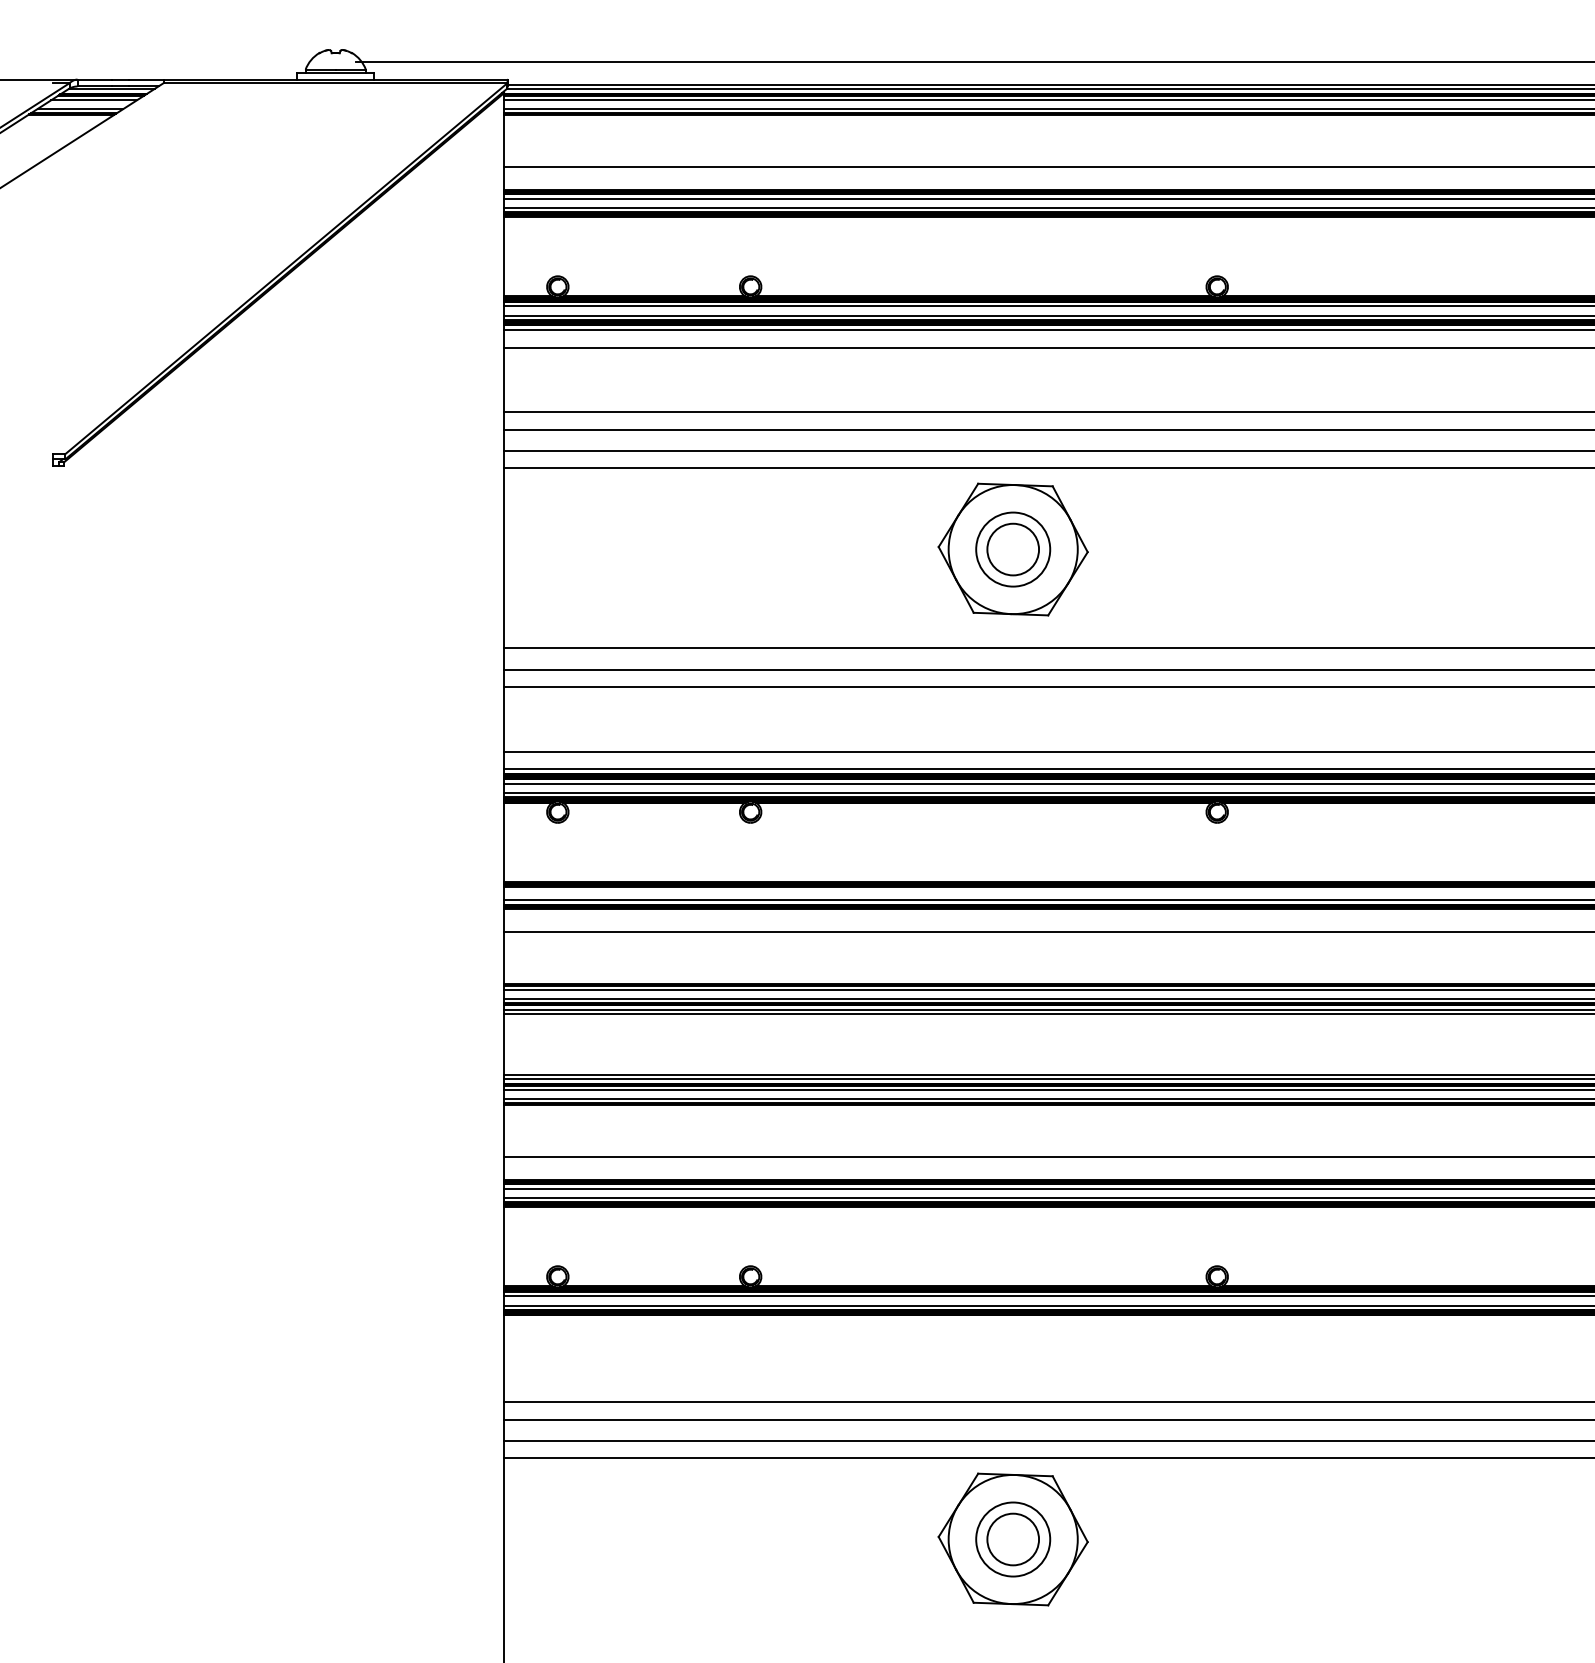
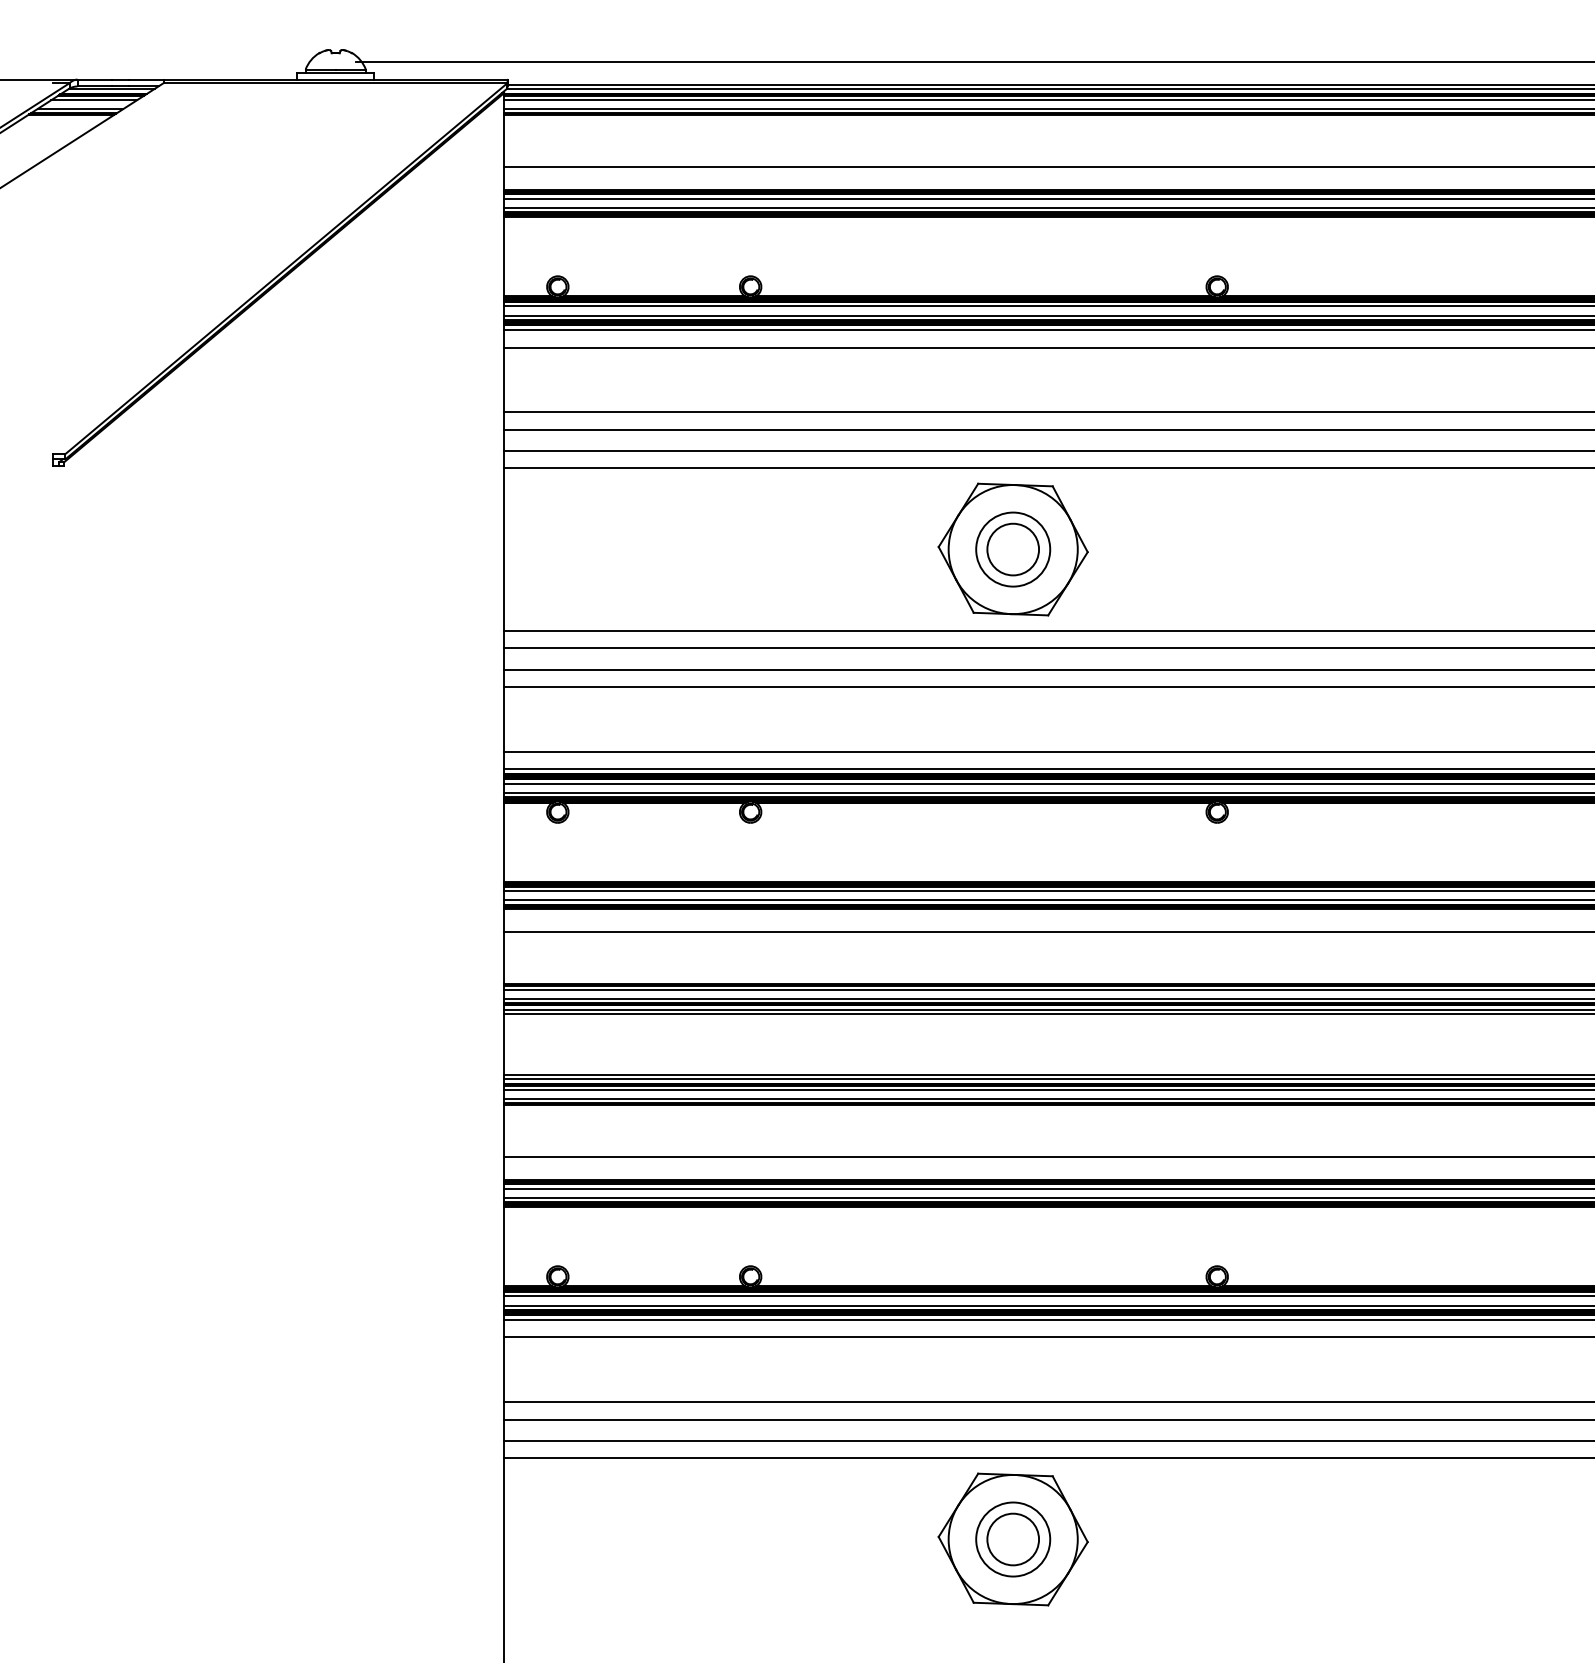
line: none -> present (1047, 630)
line: none -> present (1047, 891)
line: none -> present (1047, 1319)
line: none -> present (1047, 1337)
